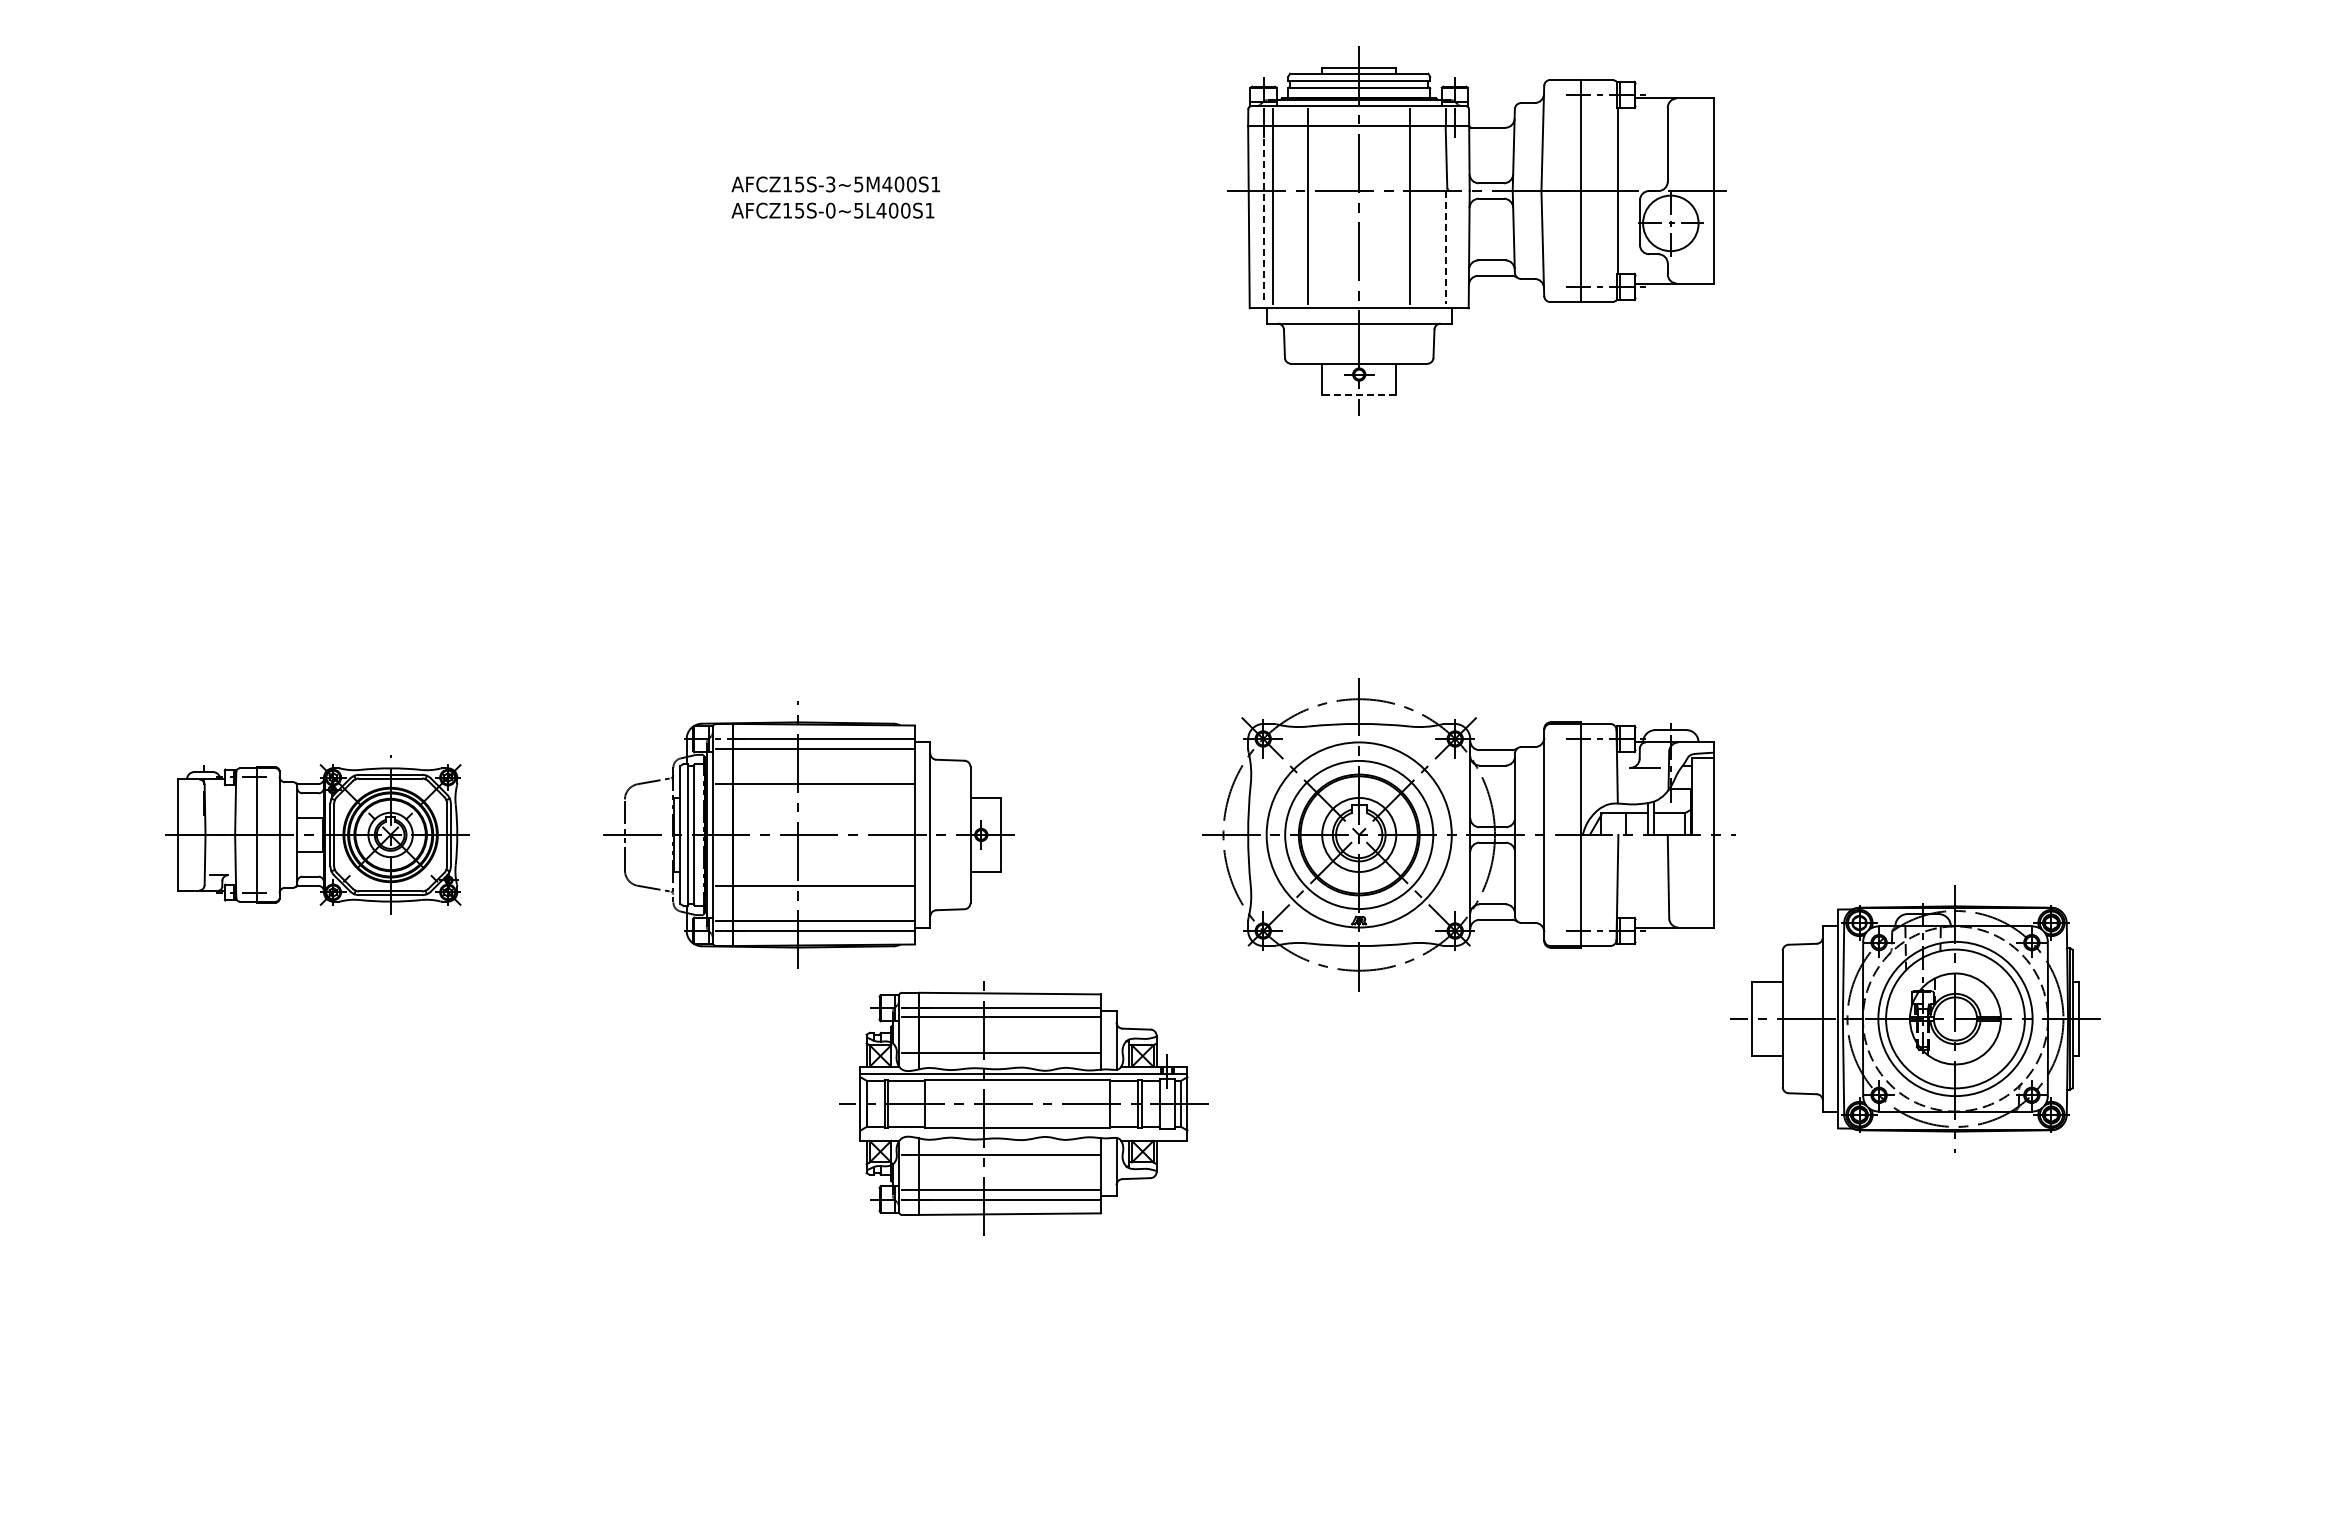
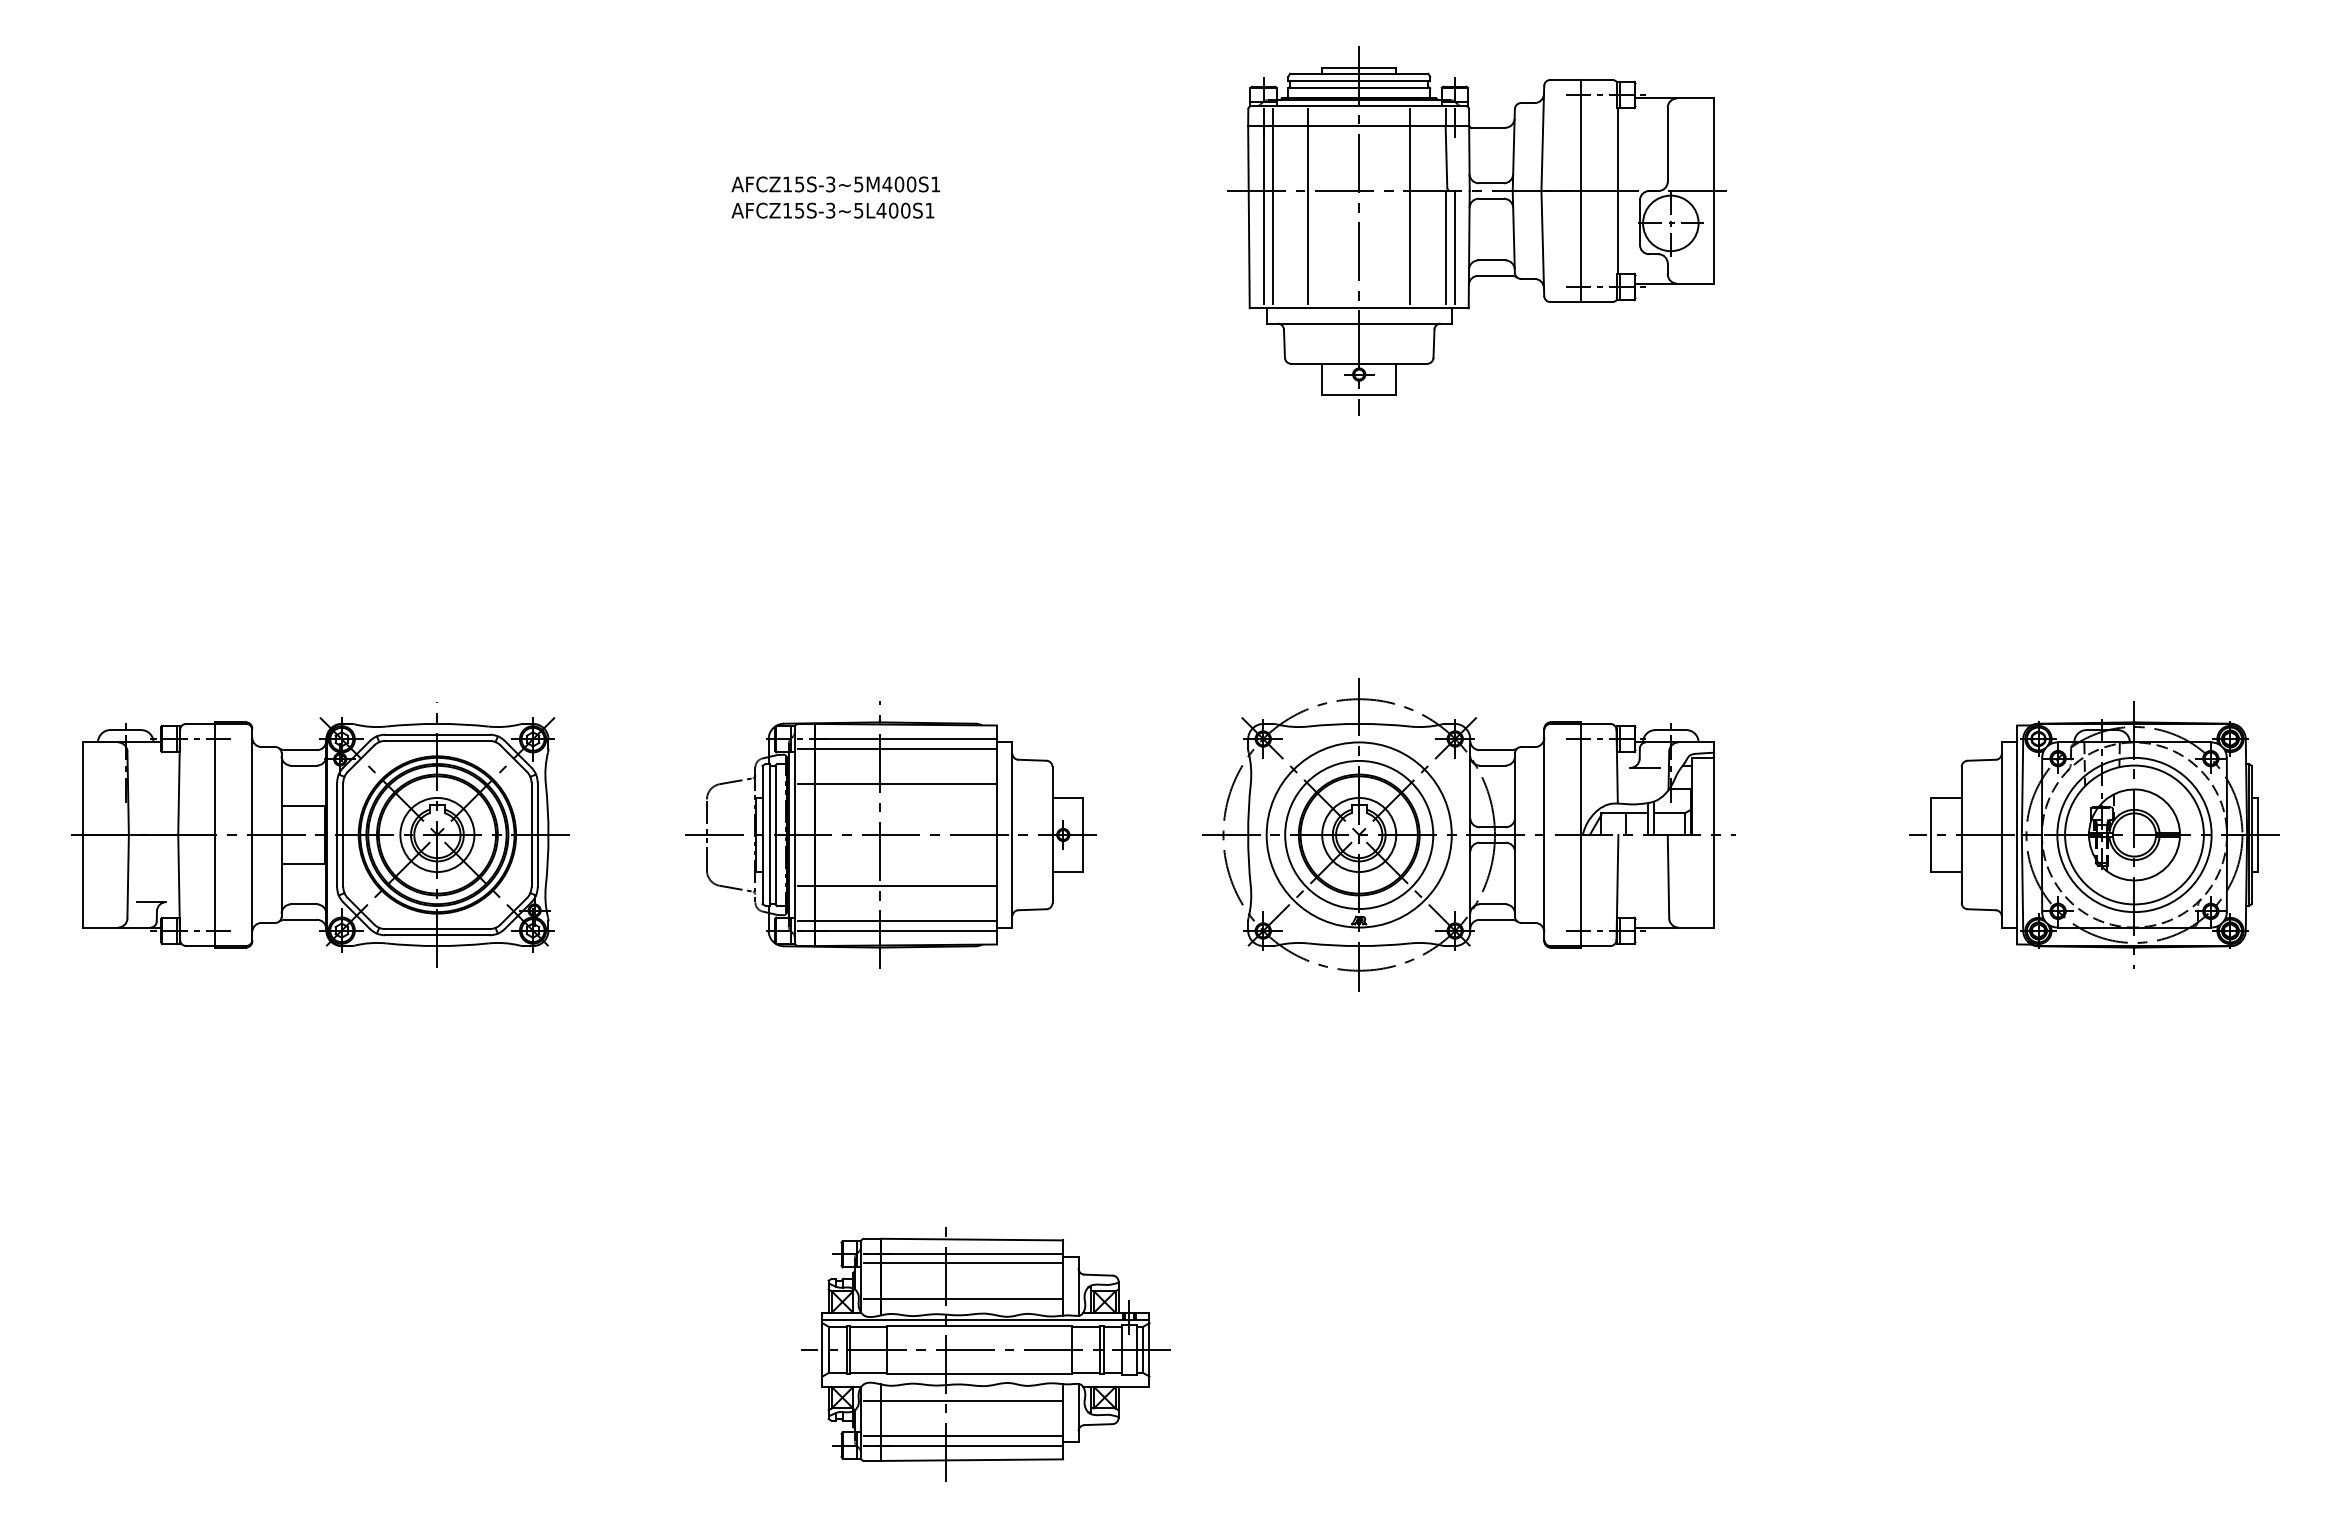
text: AFCZ15S-0~5L400S1 -> AFCZ15S-3~5L400S1 (830, 210)
line: dashed -> solid (1263, 215)
line: dashed -> solid (1445, 247)
line: none -> present (1454, 247)
line: dashed -> solid (1358, 394)
part size: 305x160 px -> 499x266 px (320, 834)
part position: (808, 834) -> (890, 834) (890, 834)
part position: (1915, 1018) -> (2094, 834) (2094, 834)
part position: (1023, 1108) -> (985, 1354) (985, 1354)
